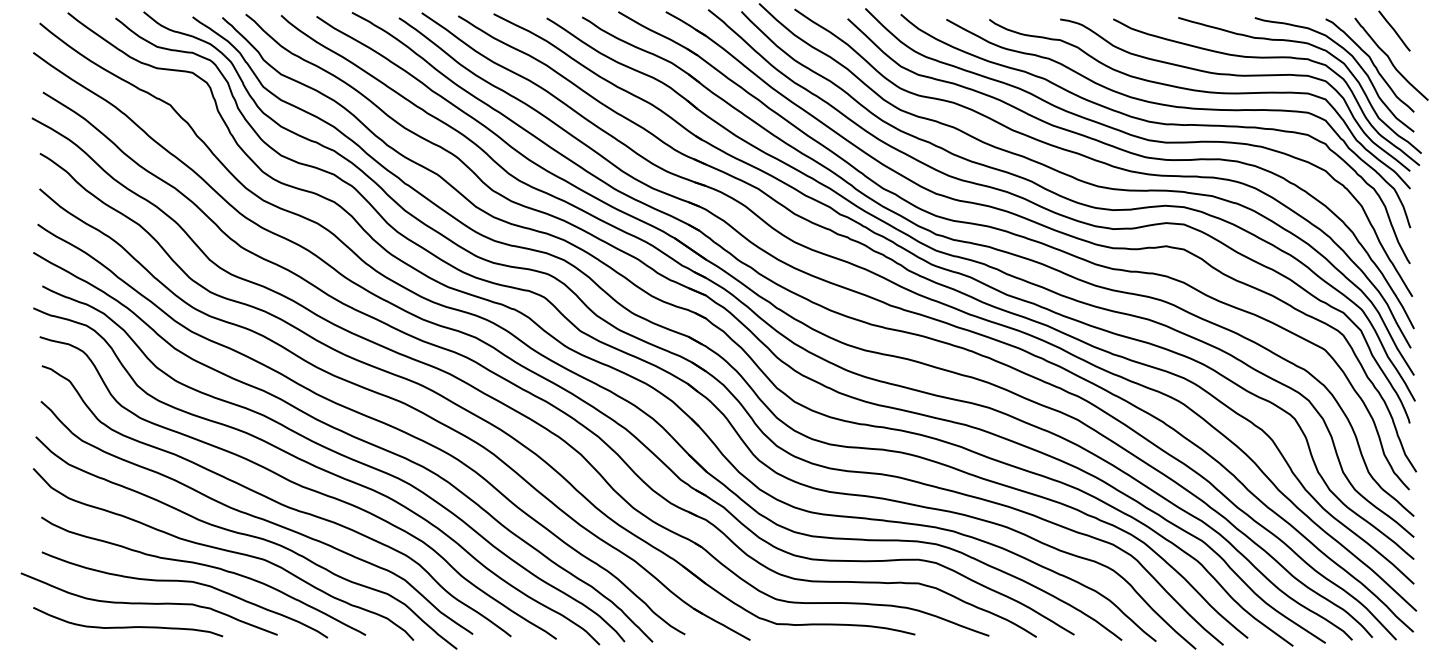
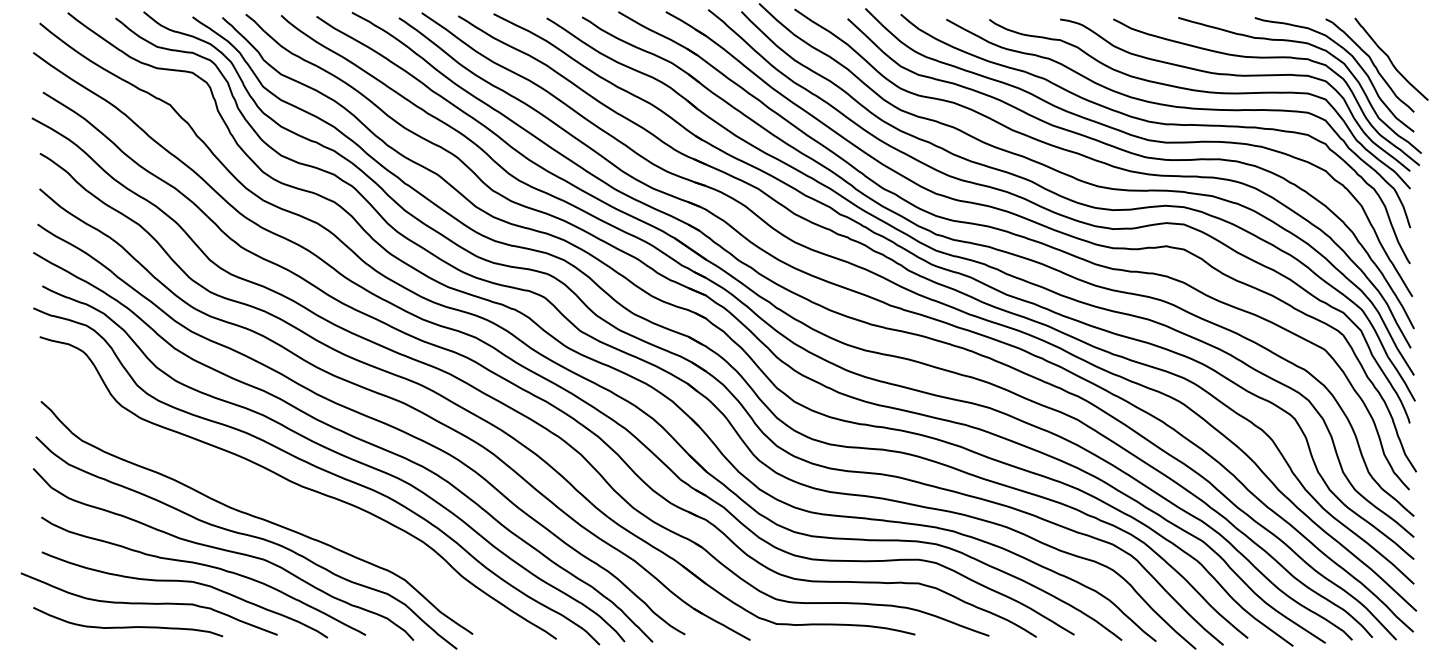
line: present -> none (1394, 30)
curve: present -> none (276, 501)
